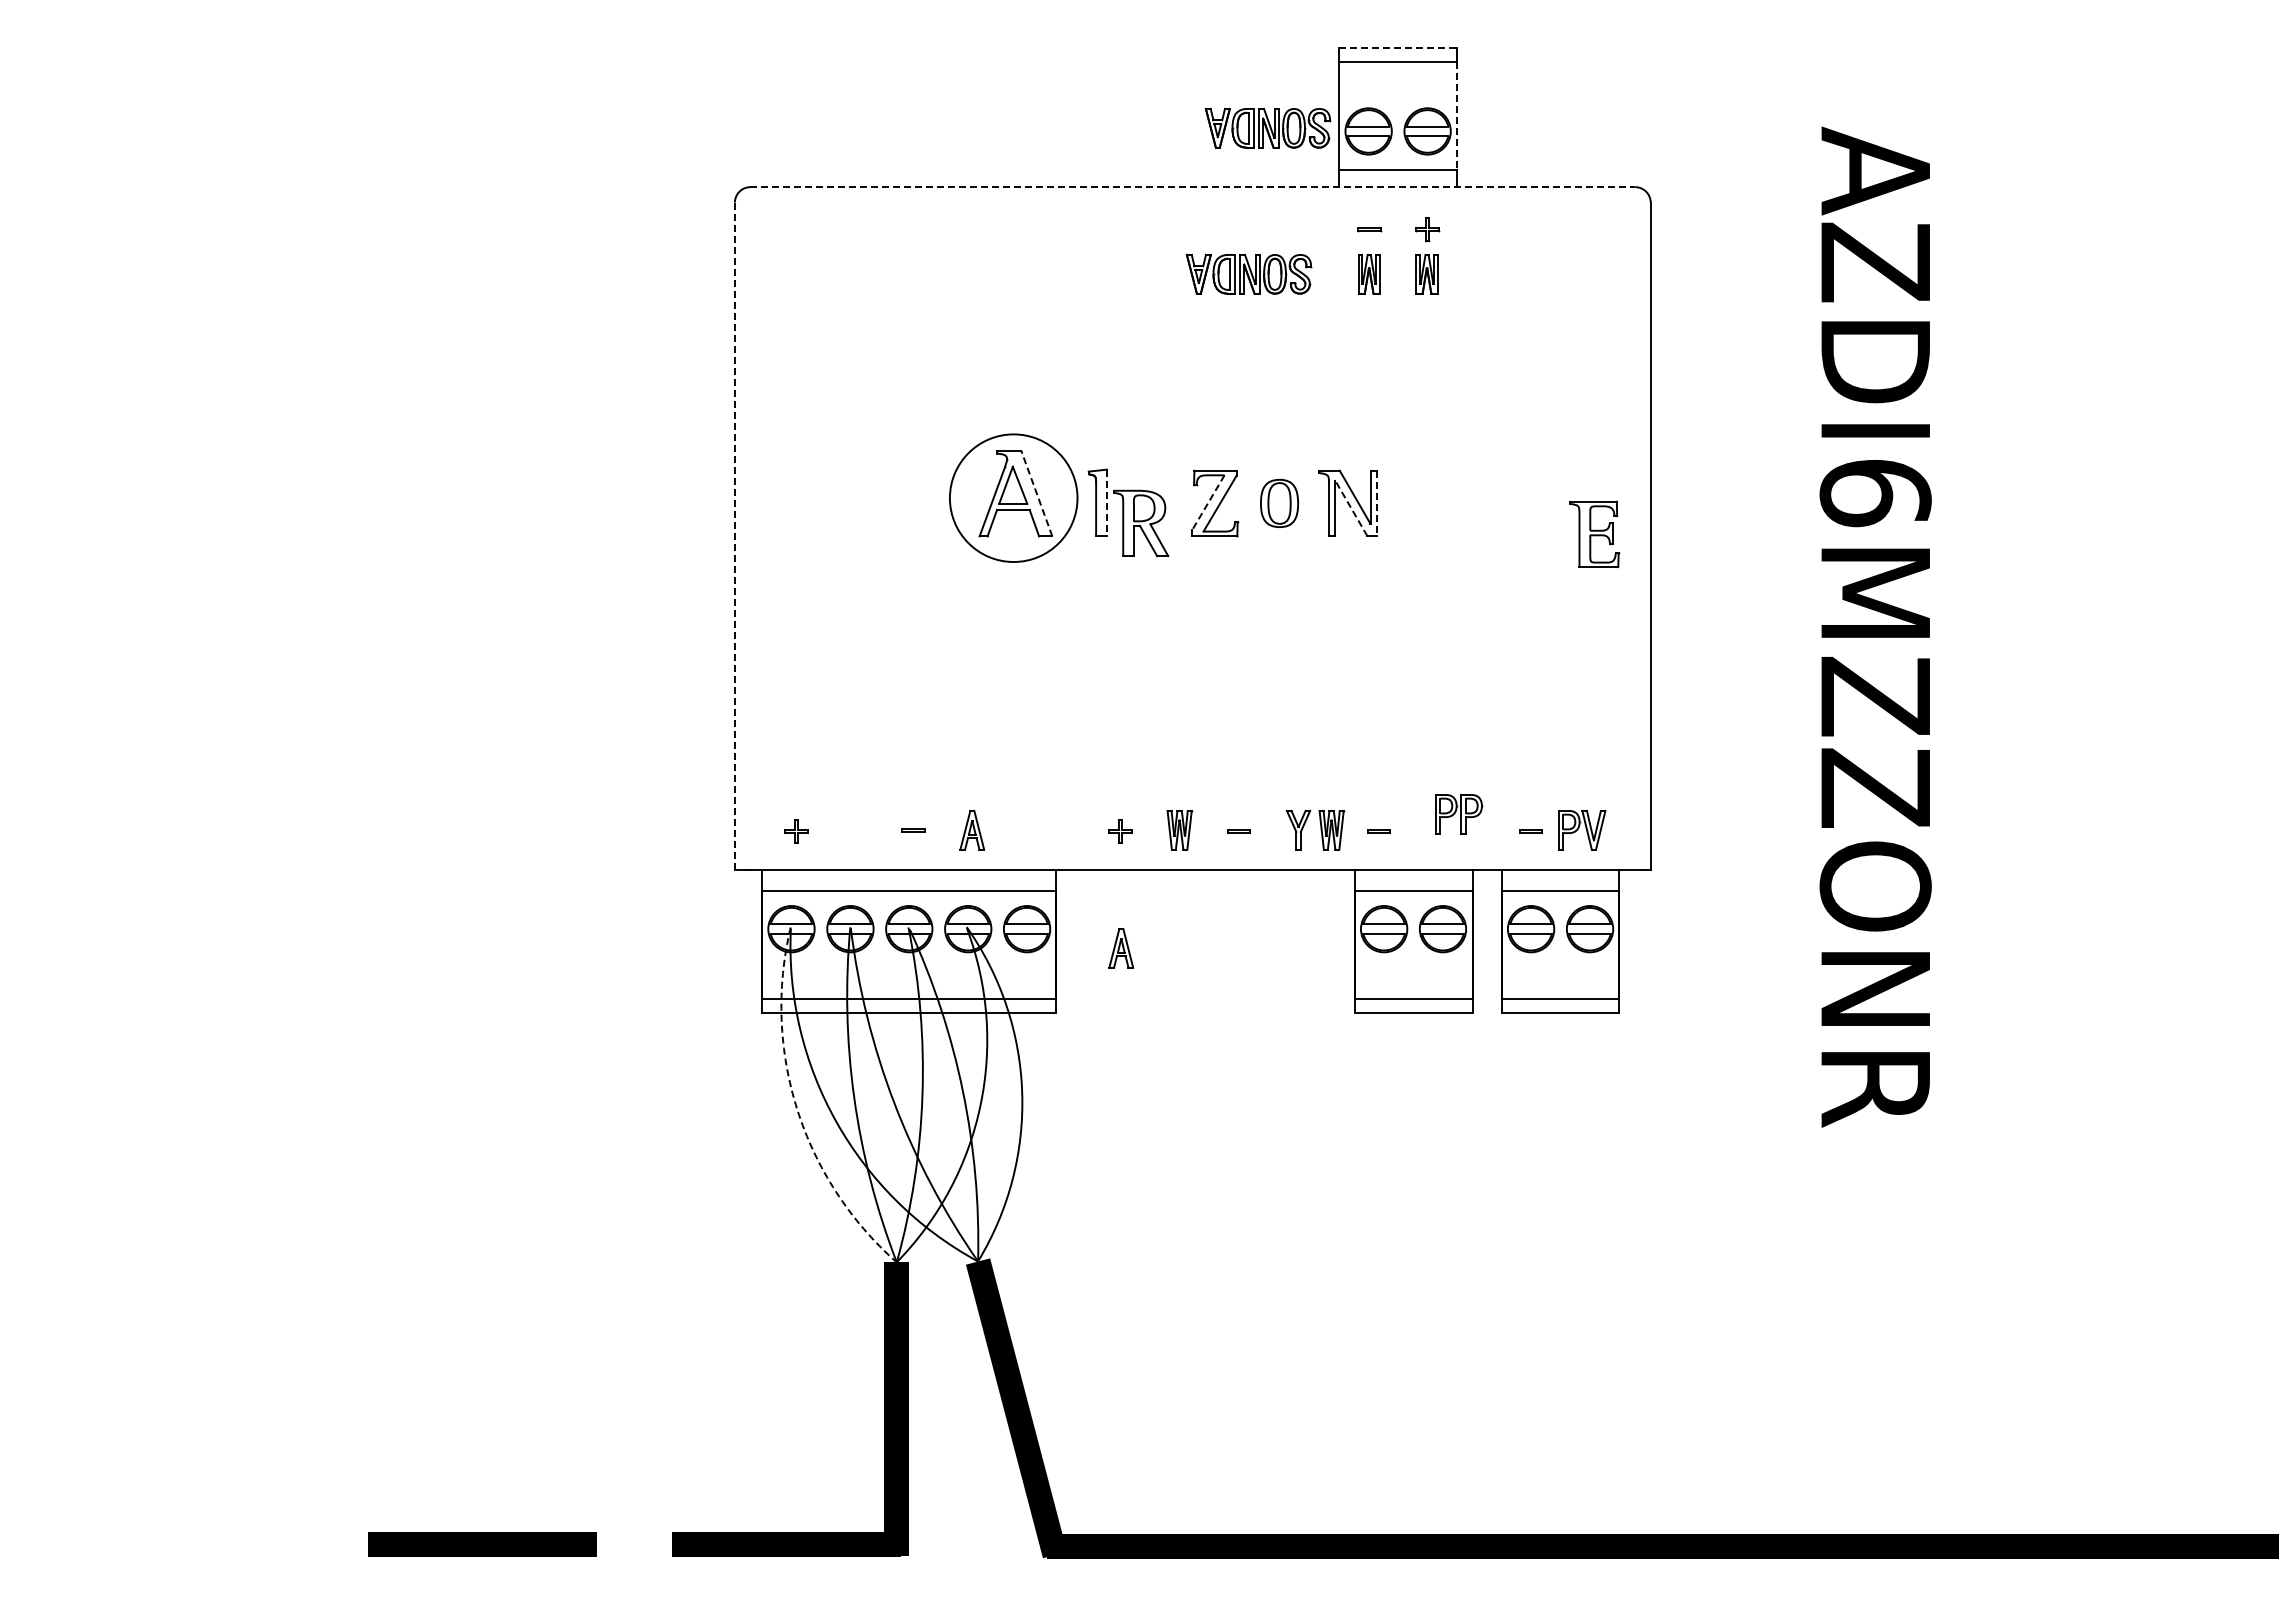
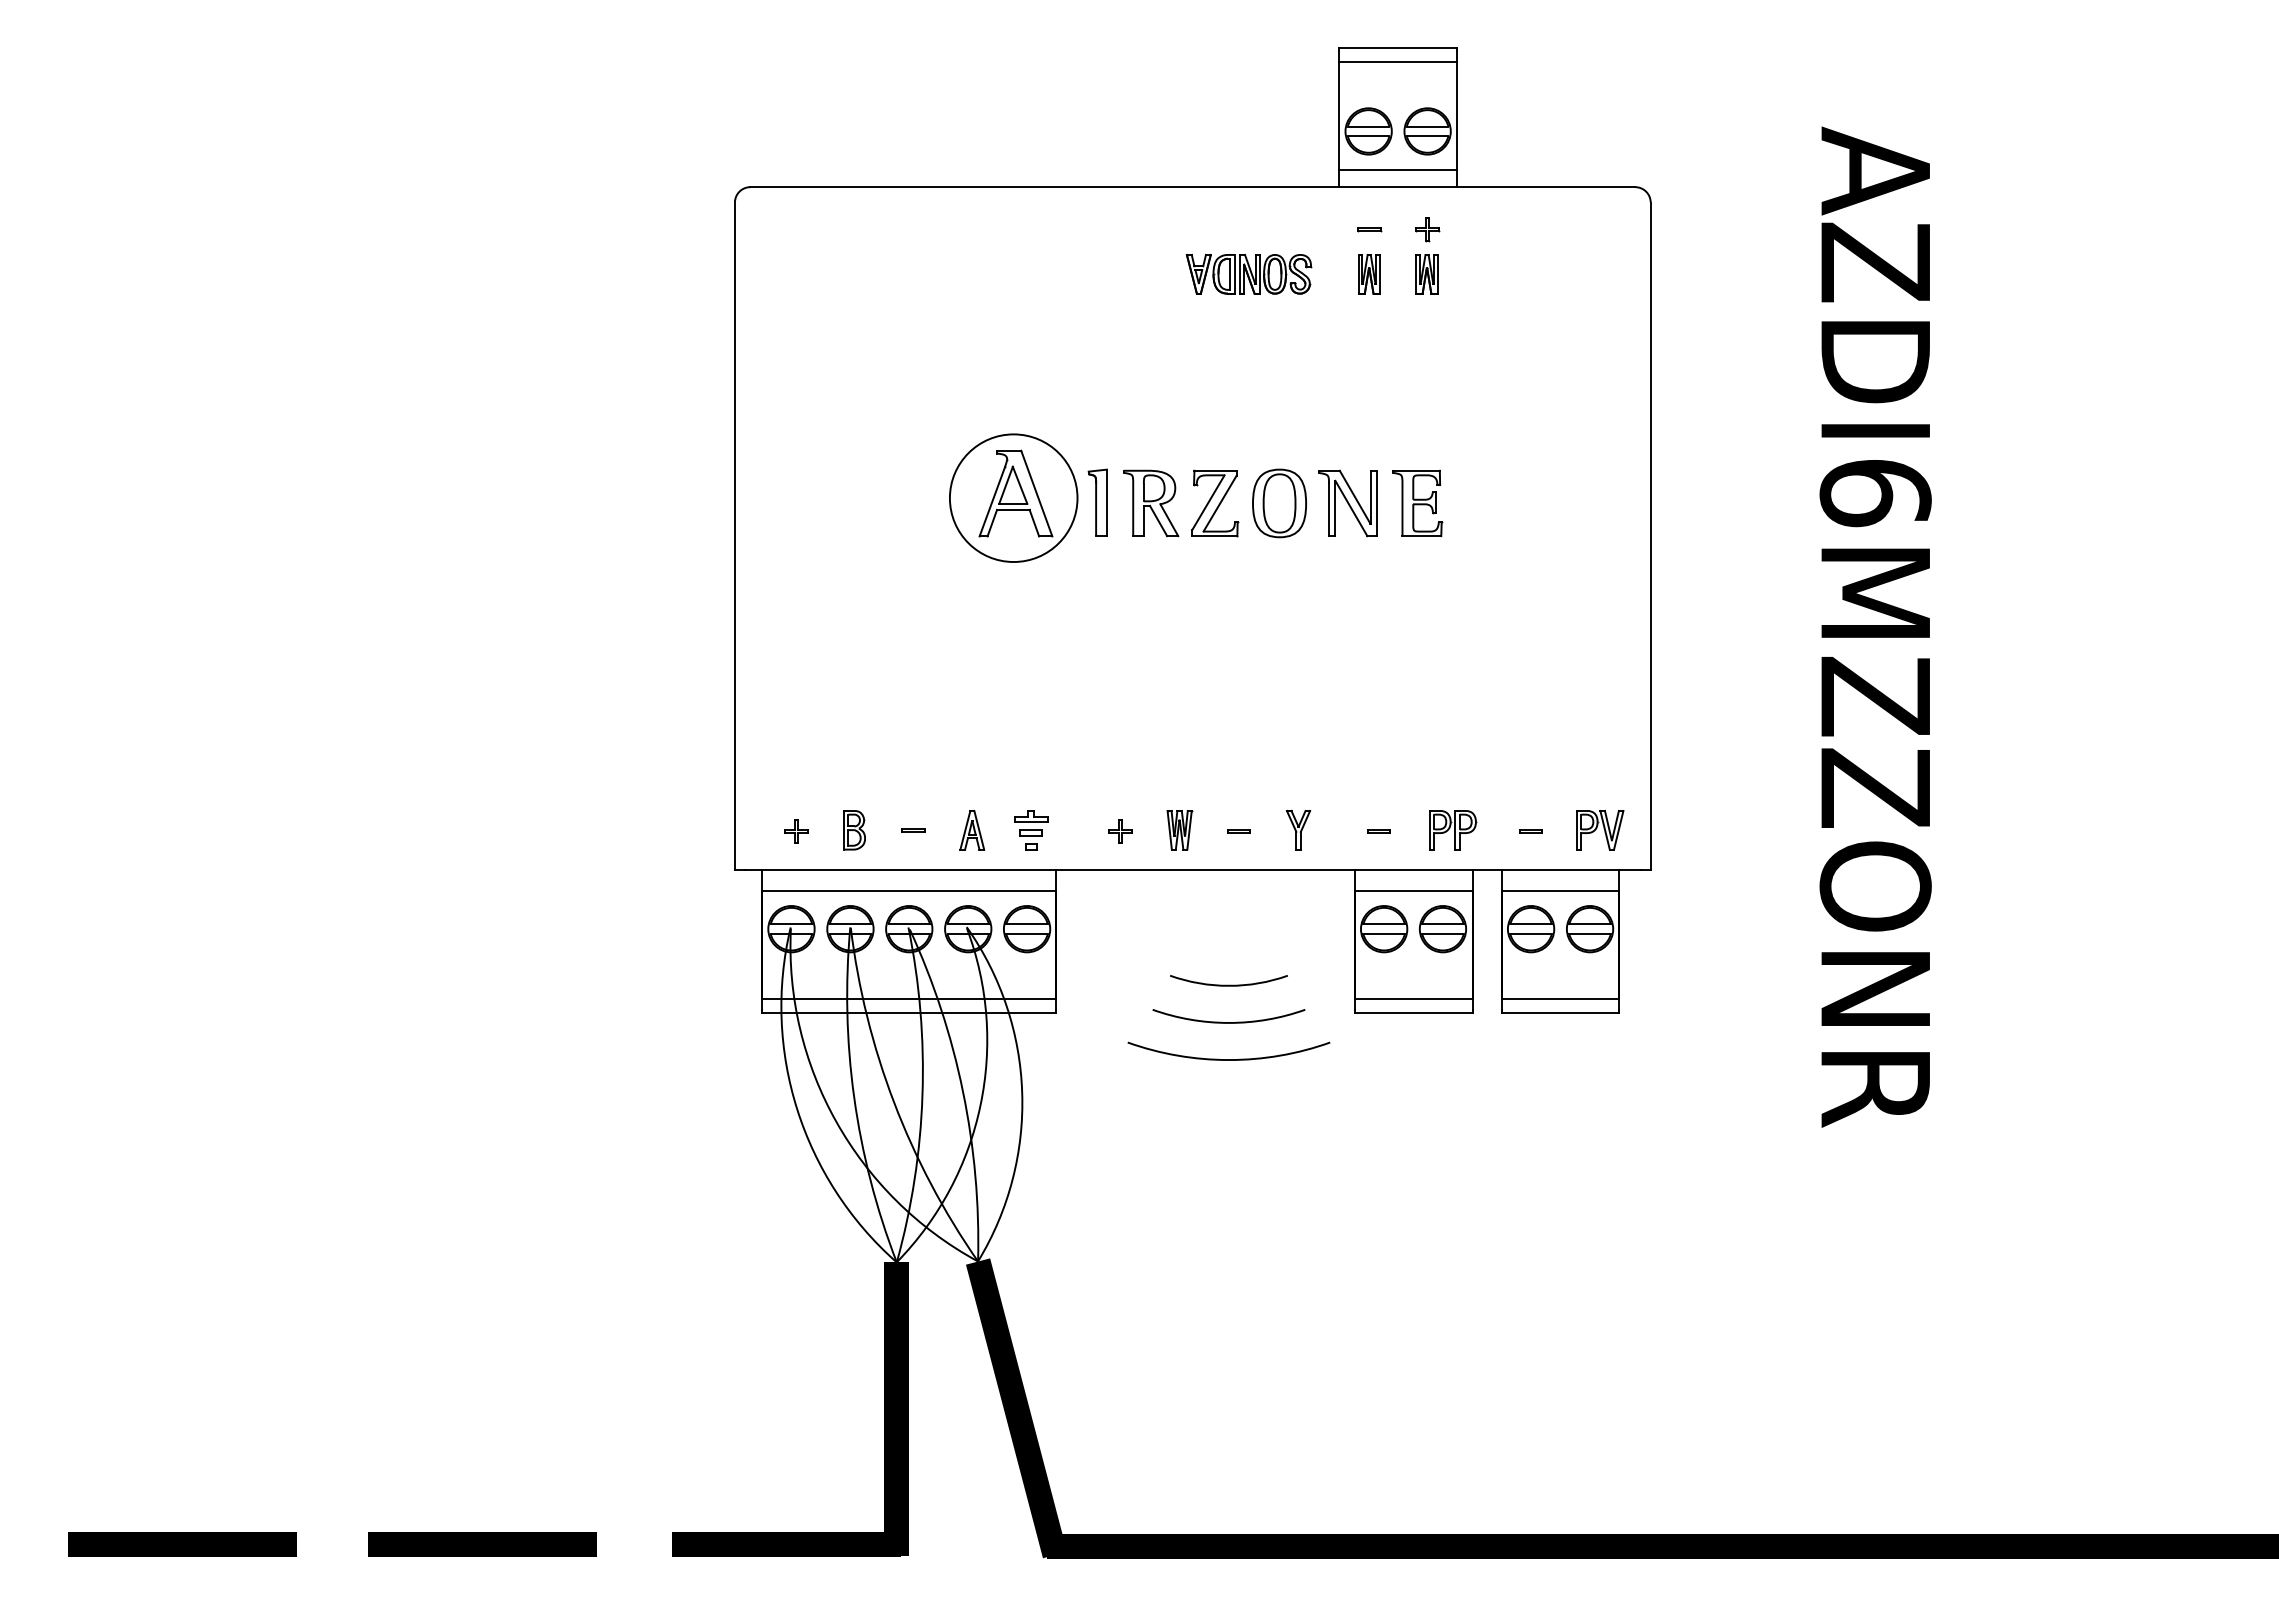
line: dashed -> solid (1398, 48)
line: dashed -> solid (1457, 116)
part: present -> none (1267, 127)
line: dashed -> solid (1193, 187)
line: dashed -> solid (1036, 493)
part size: 39x50 px -> 55x71 px (1279, 503)
line: dashed -> solid (1106, 503)
line: dashed -> solid (1208, 503)
line: dashed -> solid (1376, 503)
line: dashed -> solid (1351, 508)
part position: (1141, 523) -> (1151, 503) (1151, 503)
part position: (1594, 533) -> (1417, 502) (1417, 502)
line: dashed -> solid (734, 536)
part position: (1459, 814) -> (1453, 830) (1453, 830)
part: none -> present (854, 830)
part: none -> present (1031, 830)
part: present -> none (1331, 830)
part position: (1582, 830) -> (1600, 830) (1600, 830)
part: present -> none (1121, 948)
arc: none -> present (1228, 984)
arc: none -> present (1228, 1022)
arc: none -> present (1228, 1059)
arc: dashed -> solid (797, 1109)
line: none -> present (182, 1544)
